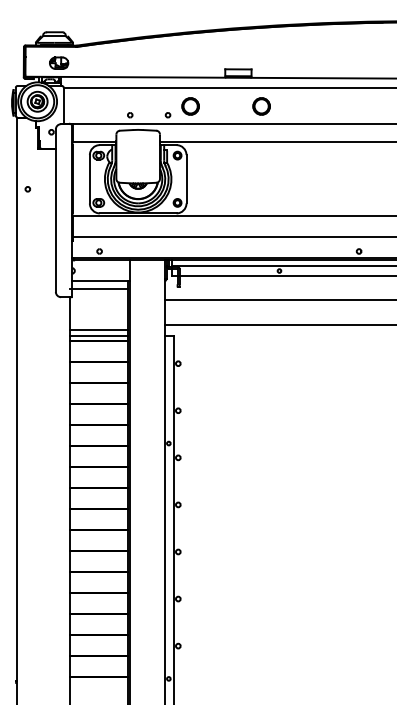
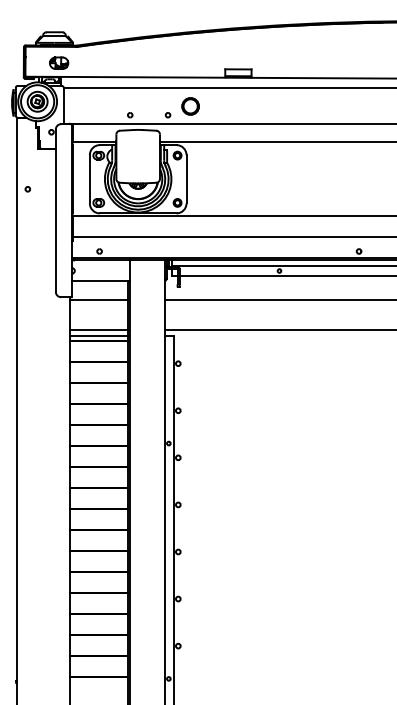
circle: present -> none (261, 106)
line position: (99, 289) -> (99, 300) (99, 300)
line position: (278, 324) -> (278, 329) (278, 329)
